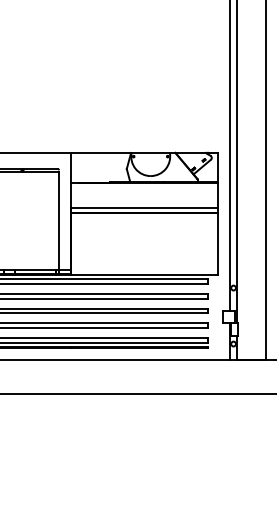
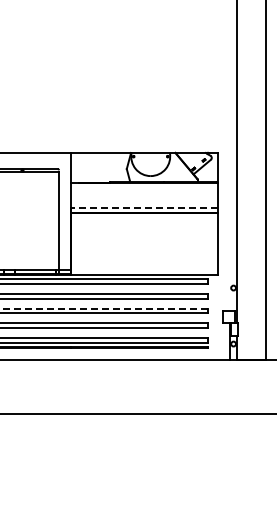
line: present -> none (229, 156)
line: solid -> dashed (143, 207)
line: solid -> dashed (104, 308)
line position: (137, 393) -> (137, 413) (137, 413)
